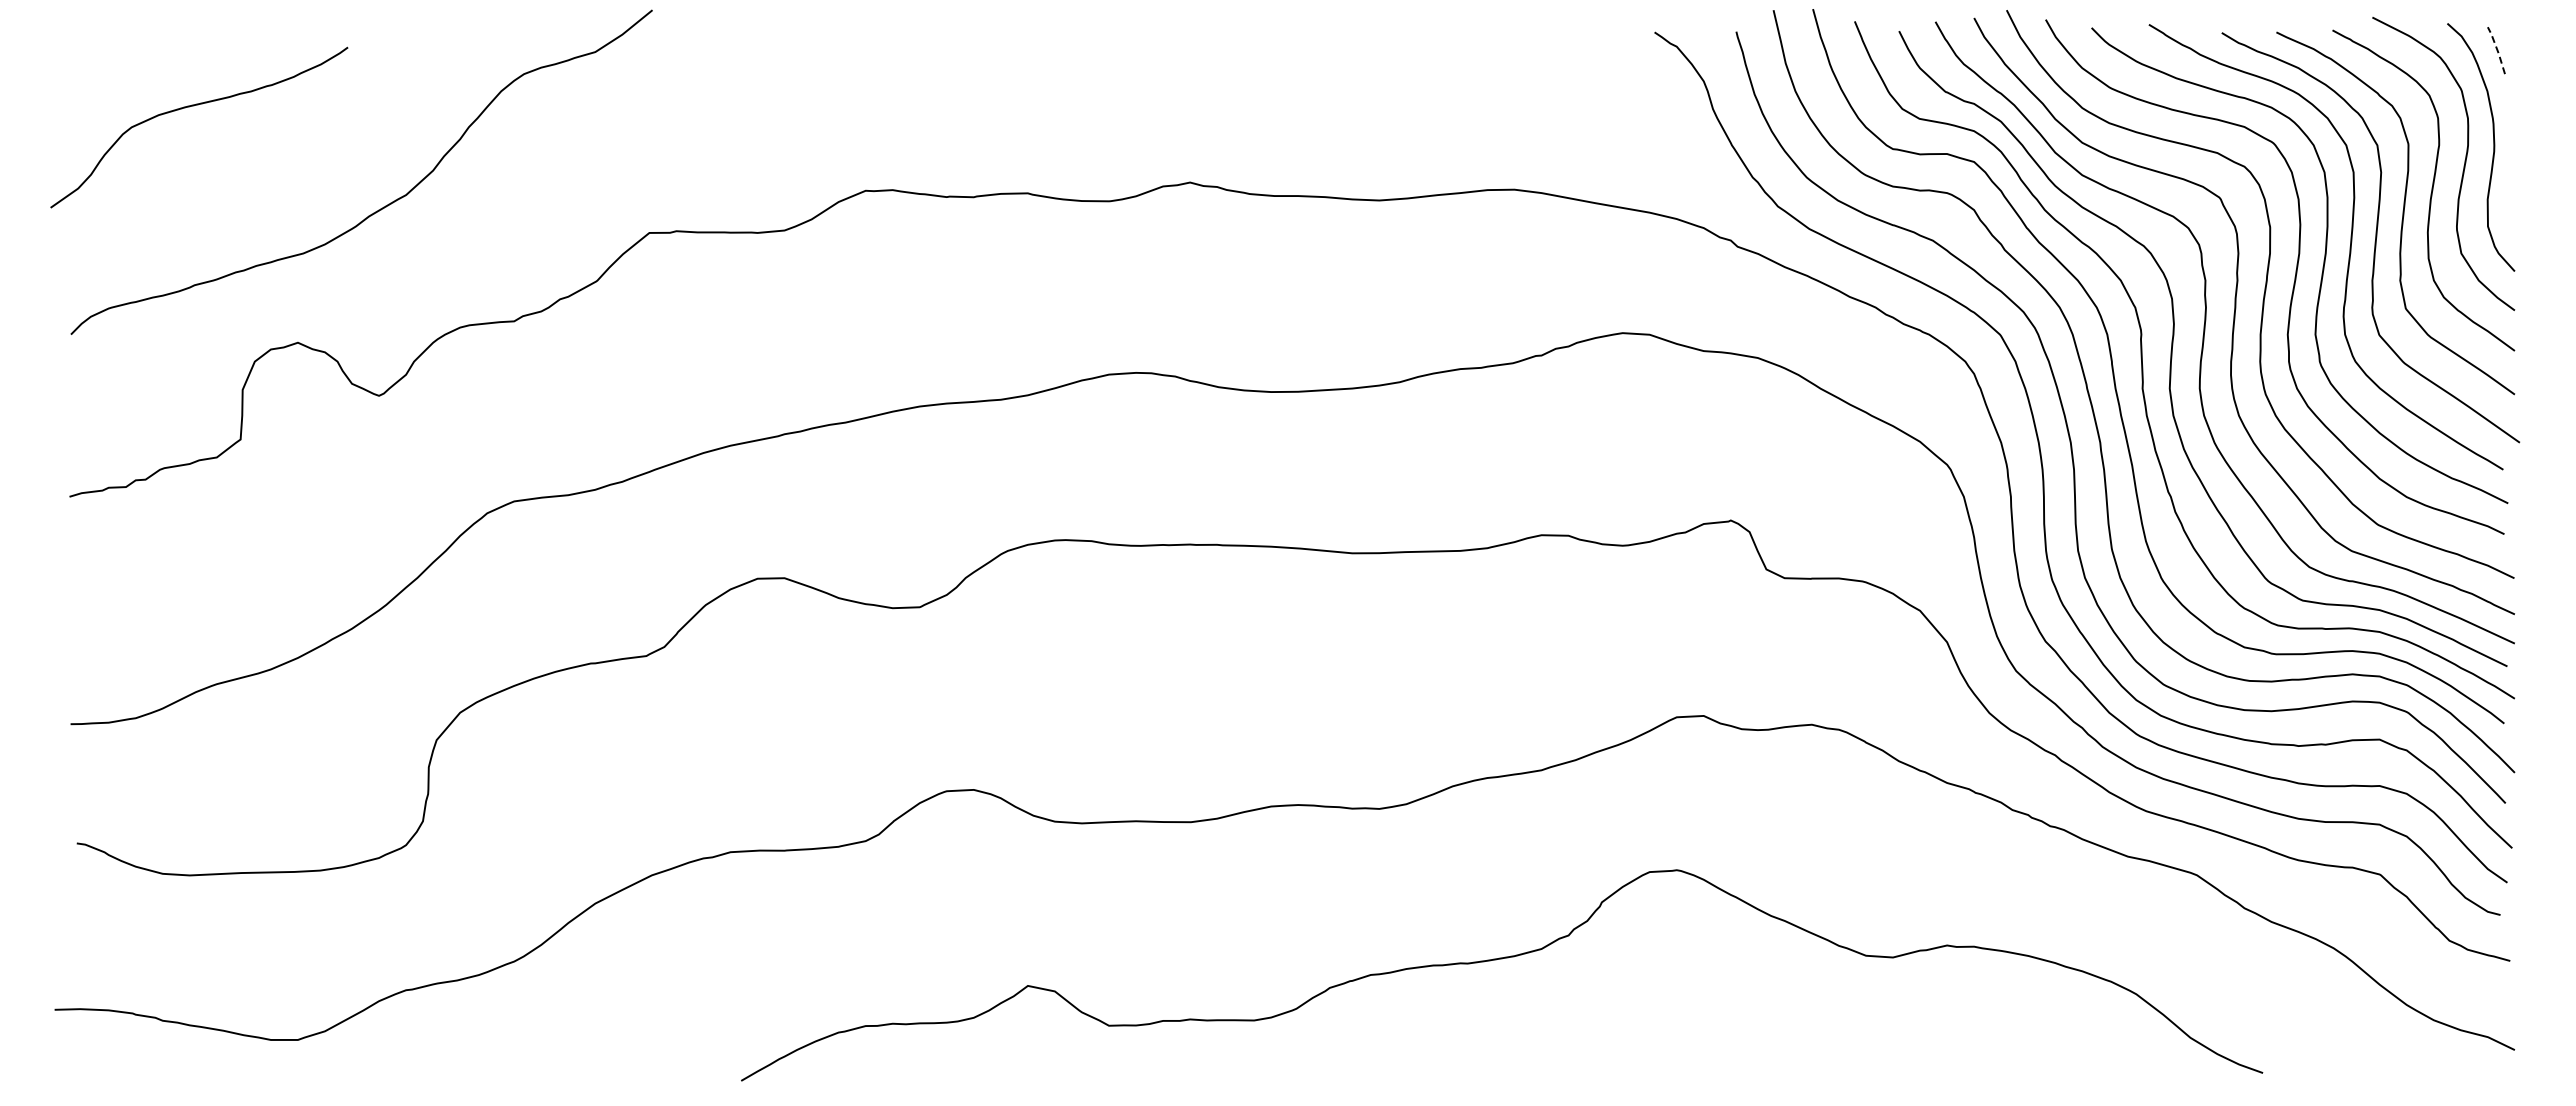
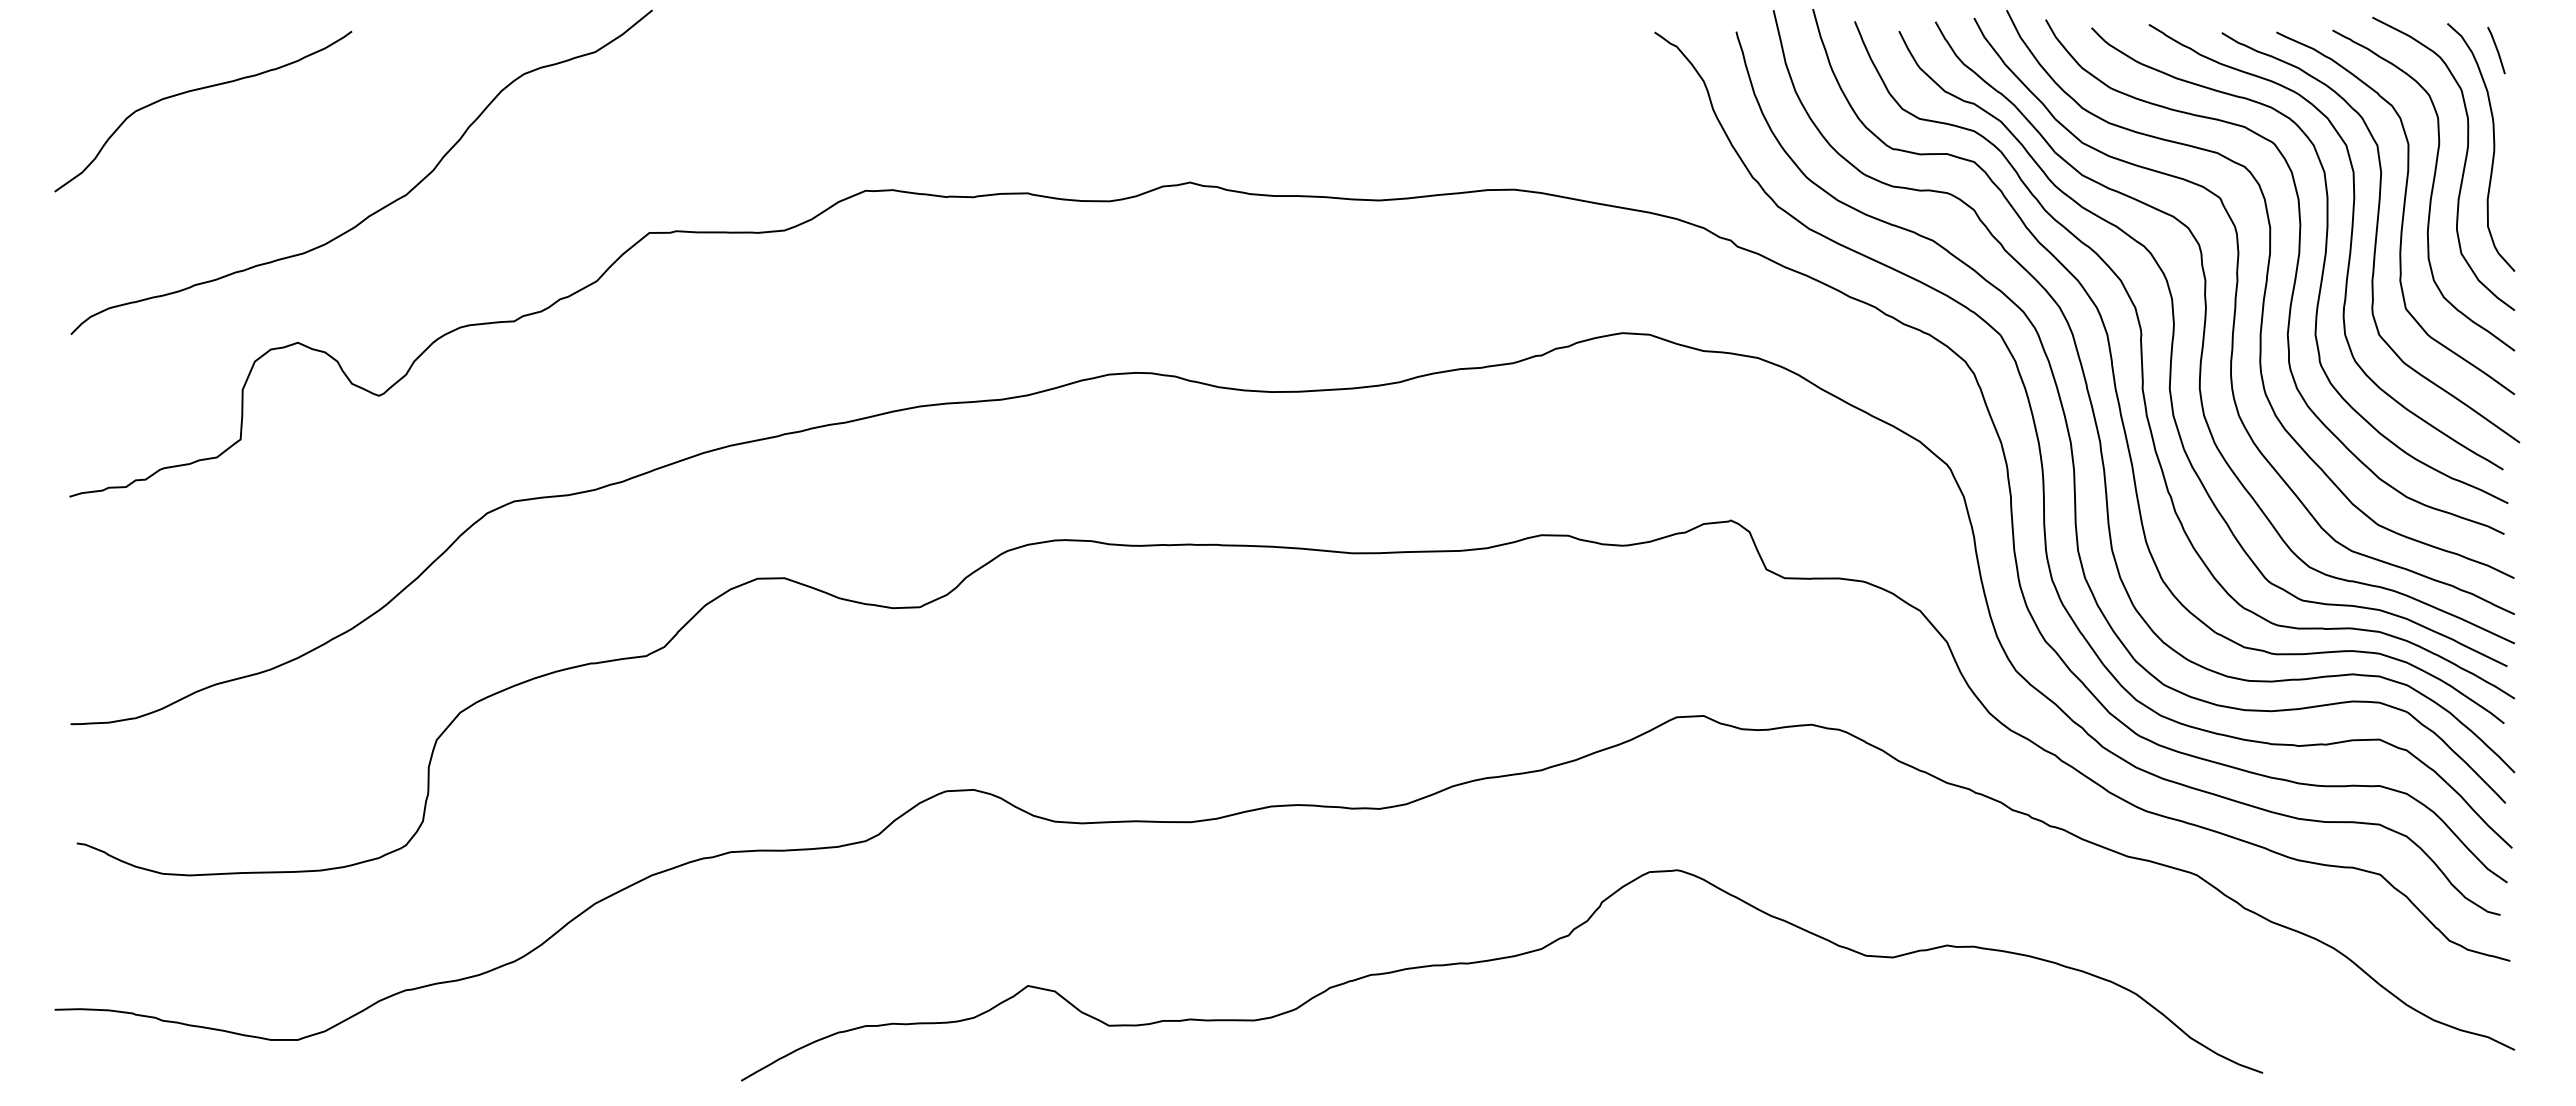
line: dashed -> solid (2497, 49)
curve position: (194, 106) -> (198, 90) (198, 90)
